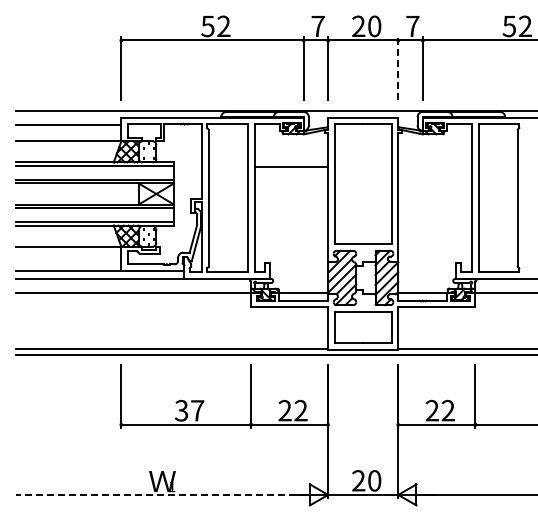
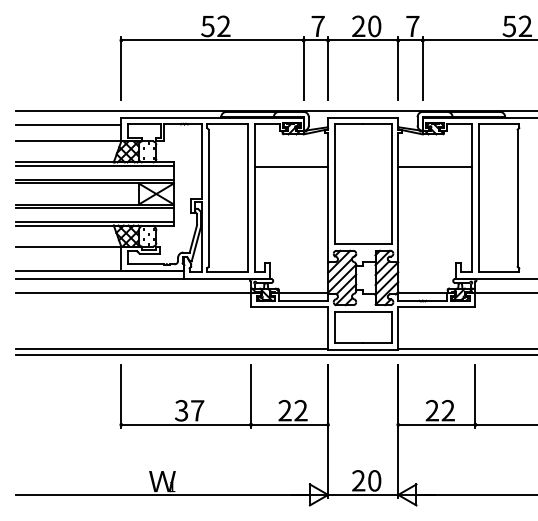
line: dashed -> solid (398, 68)
line: none -> present (434, 167)
line: dashed -> solid (161, 494)
